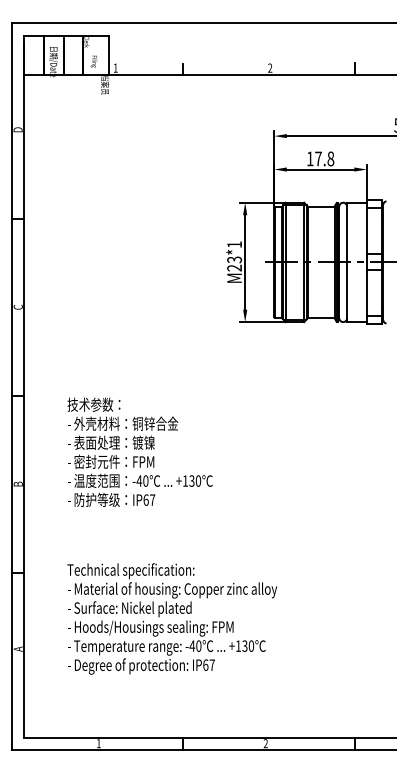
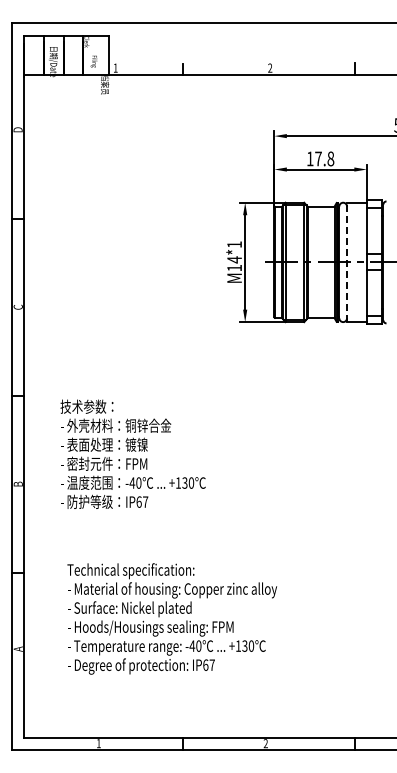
line: solid -> dashed (347, 261)
text: M23*1 -> M14*1 (234, 263)
text position: (139, 451) -> (132, 453) (132, 453)
